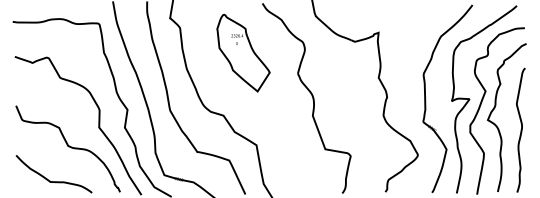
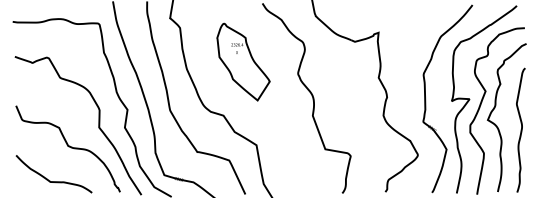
part position: (243, 52) -> (243, 61) (243, 61)
